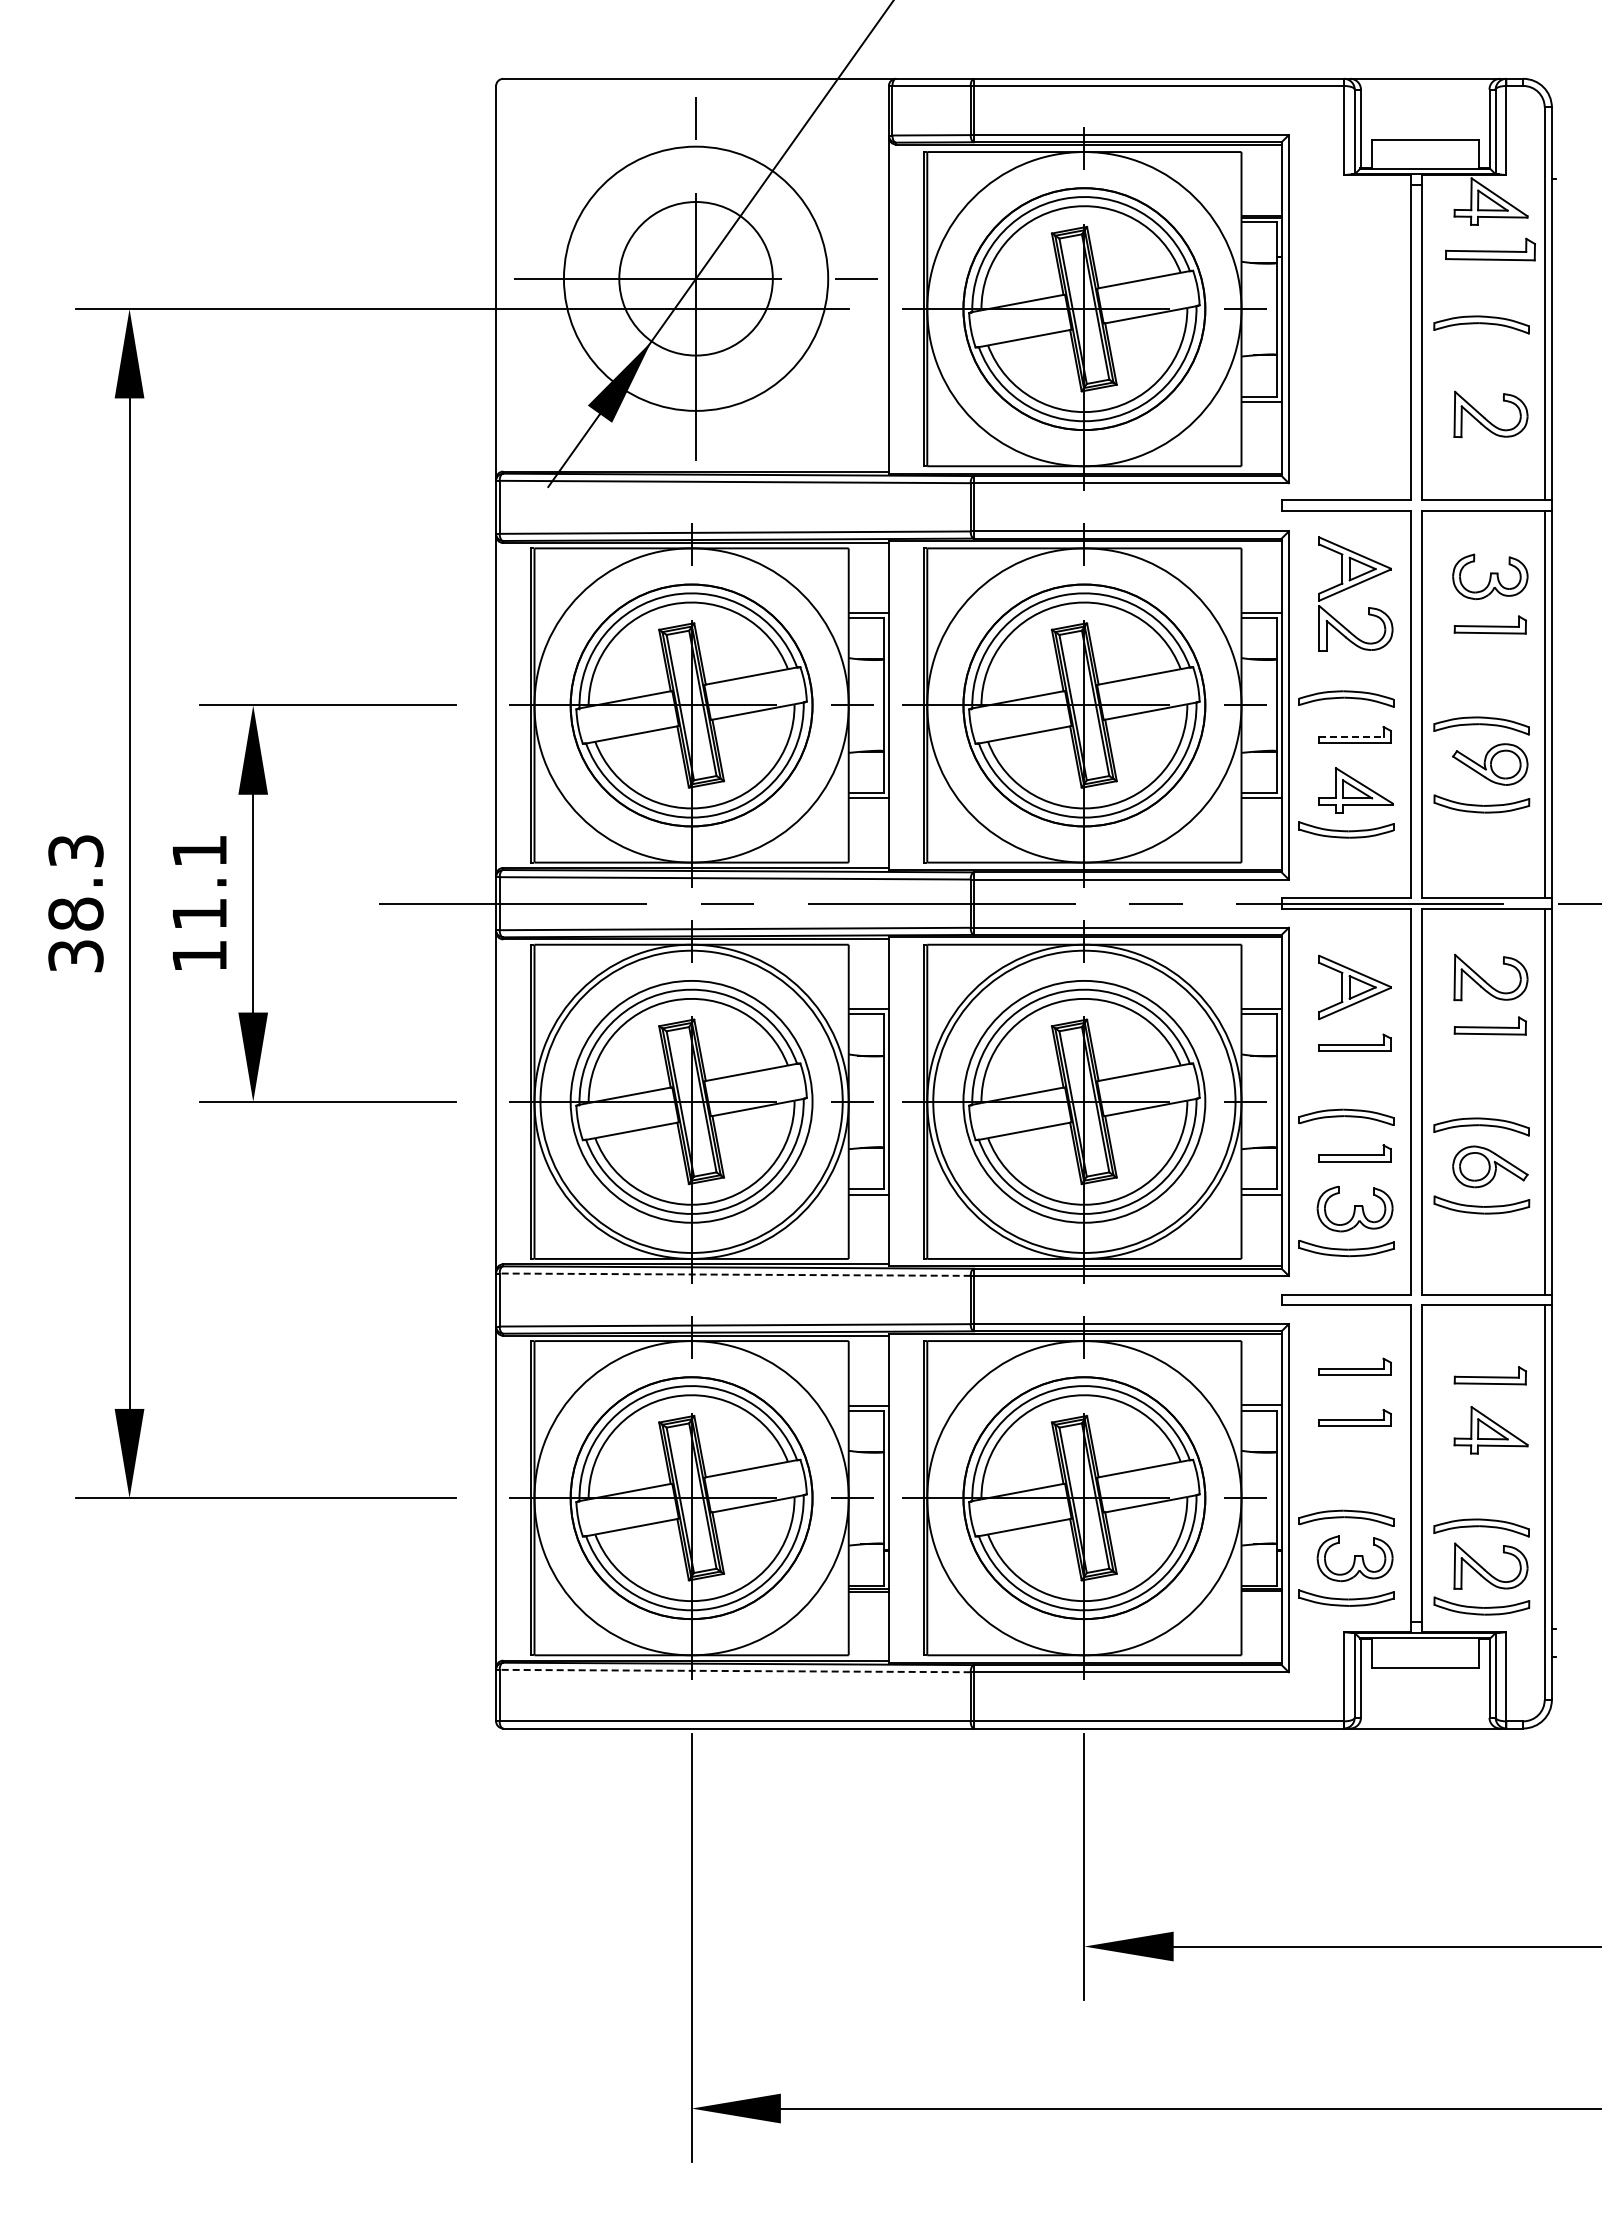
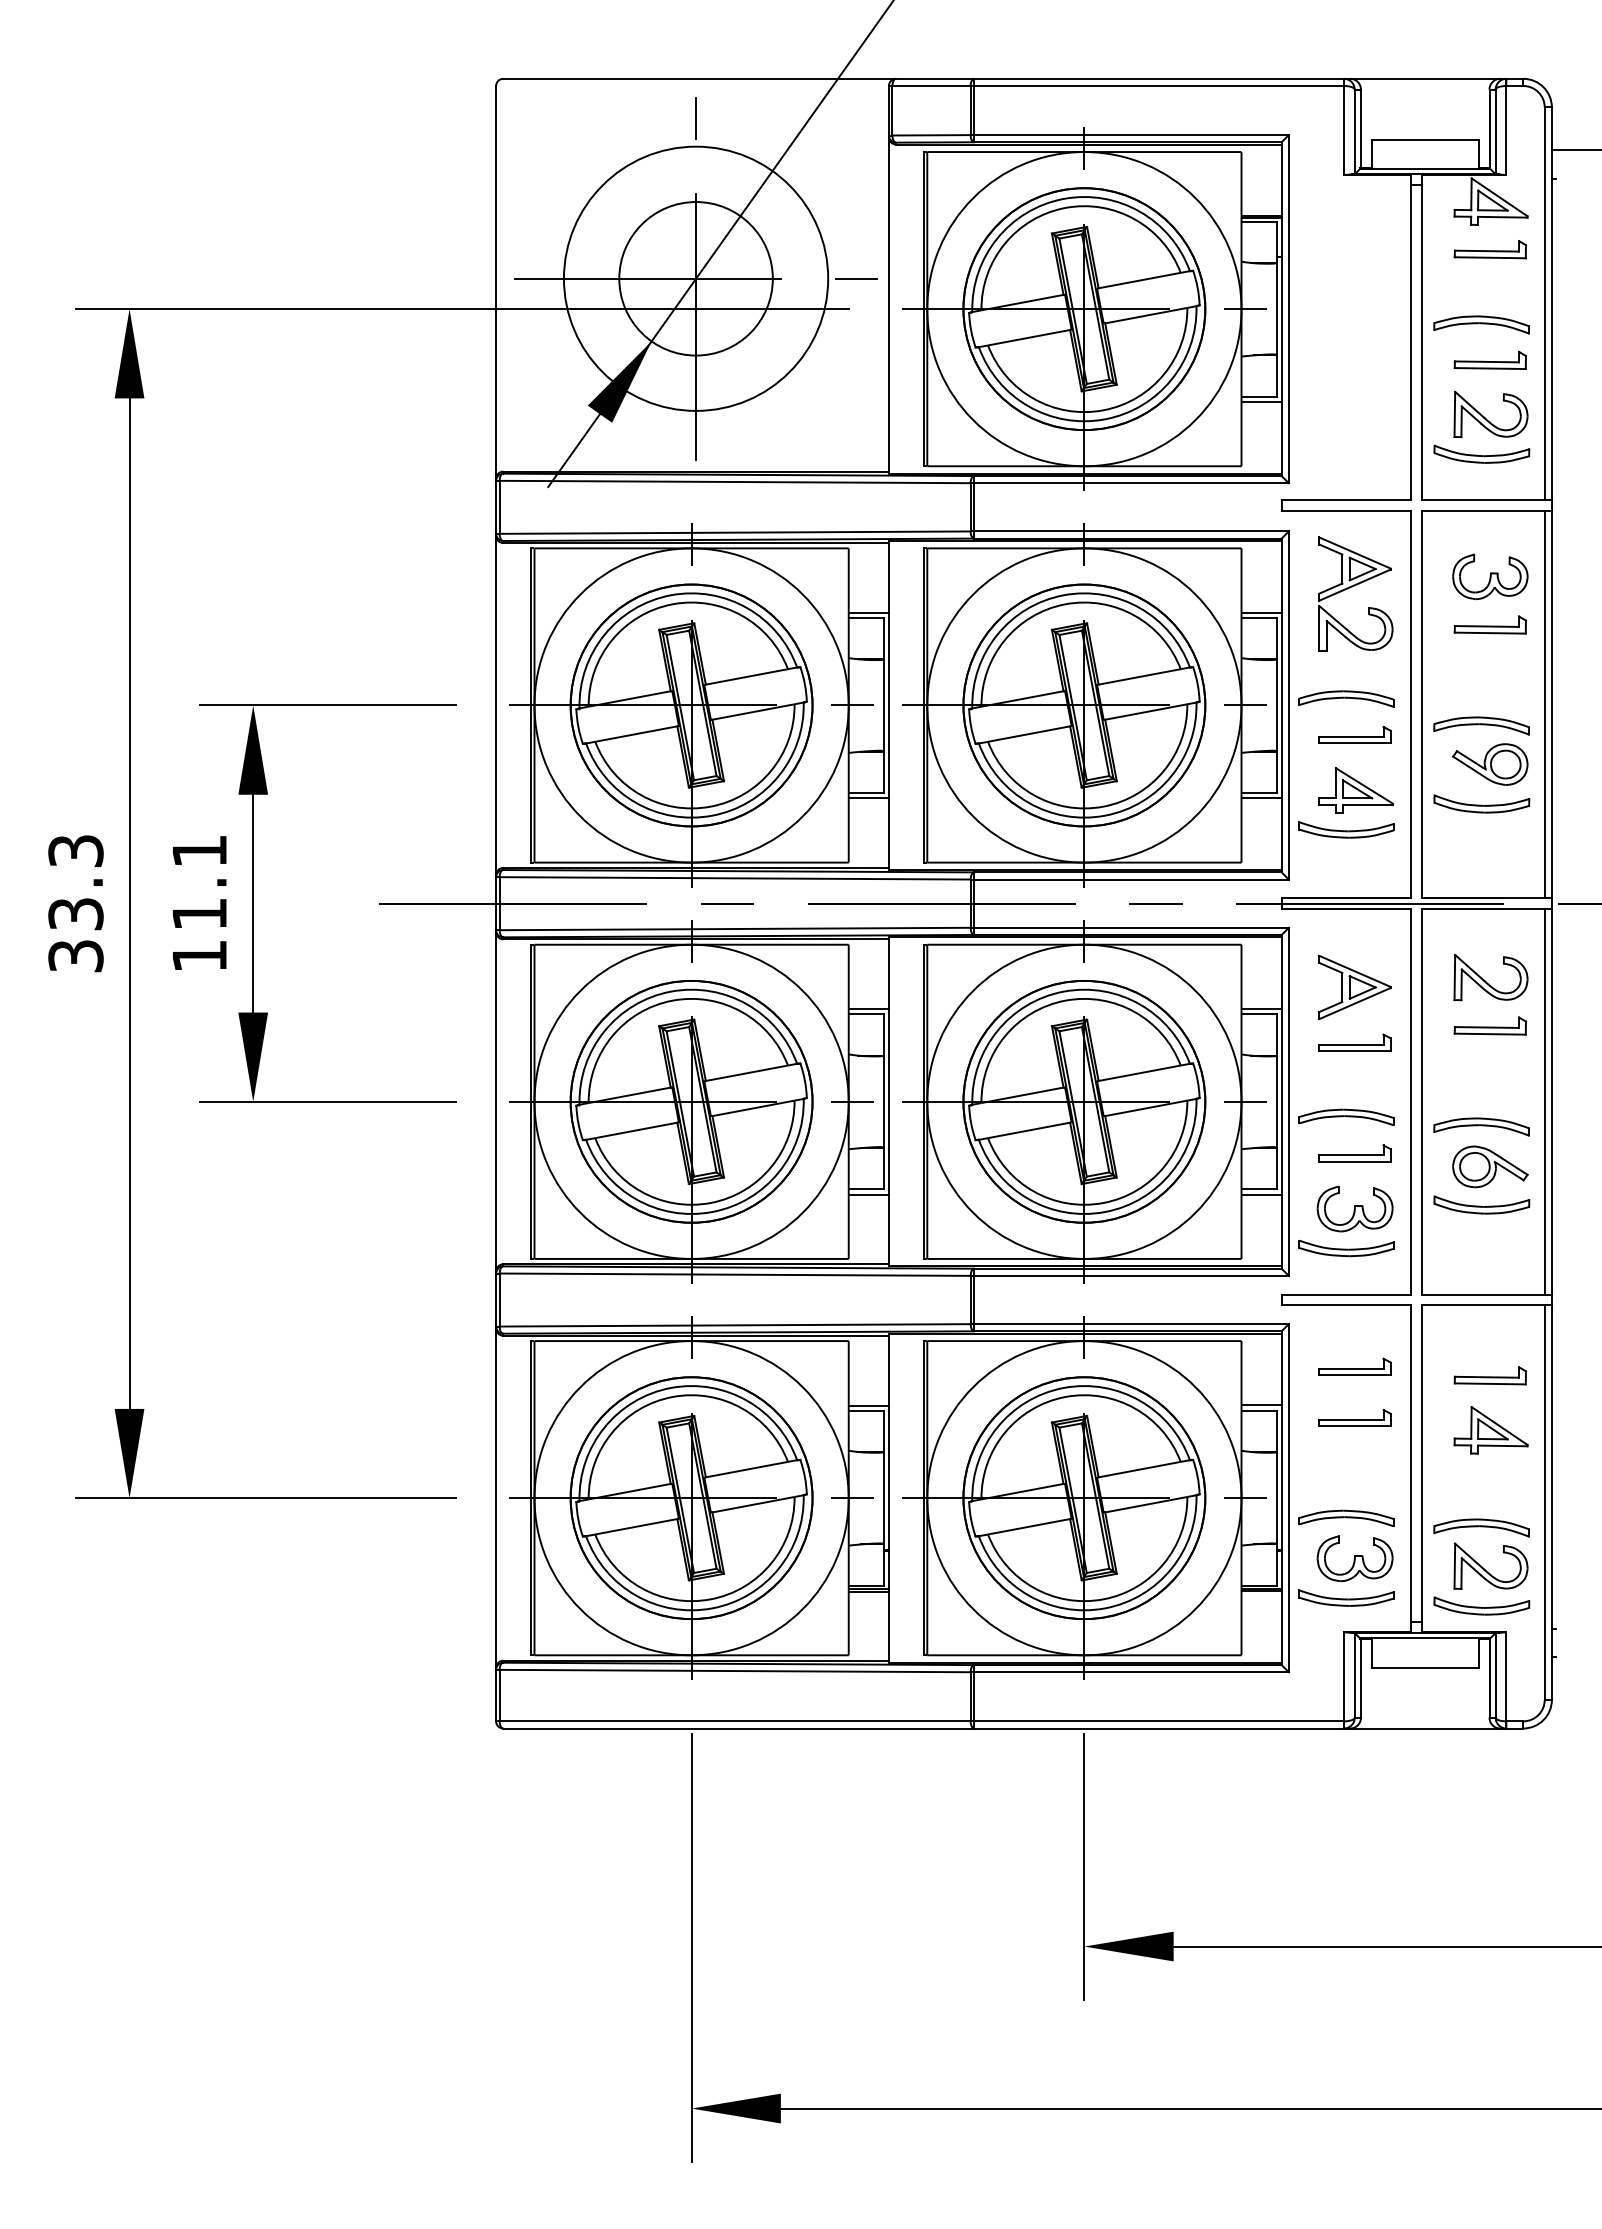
line: none -> present (1574, 150)
part size: 91x25 px -> 74x20 px (1489, 249)
part: none -> present (1489, 359)
part: none -> present (1481, 453)
line: dashed -> solid (1351, 737)
text: 38.3 -> 33.3 (75, 913)
circle diameter: 302 px -> 242 px (691, 1101)
circle diameter: 302 px -> 242 px (1084, 1101)
line: dashed -> solid (734, 1274)
line: dashed -> solid (734, 1671)
